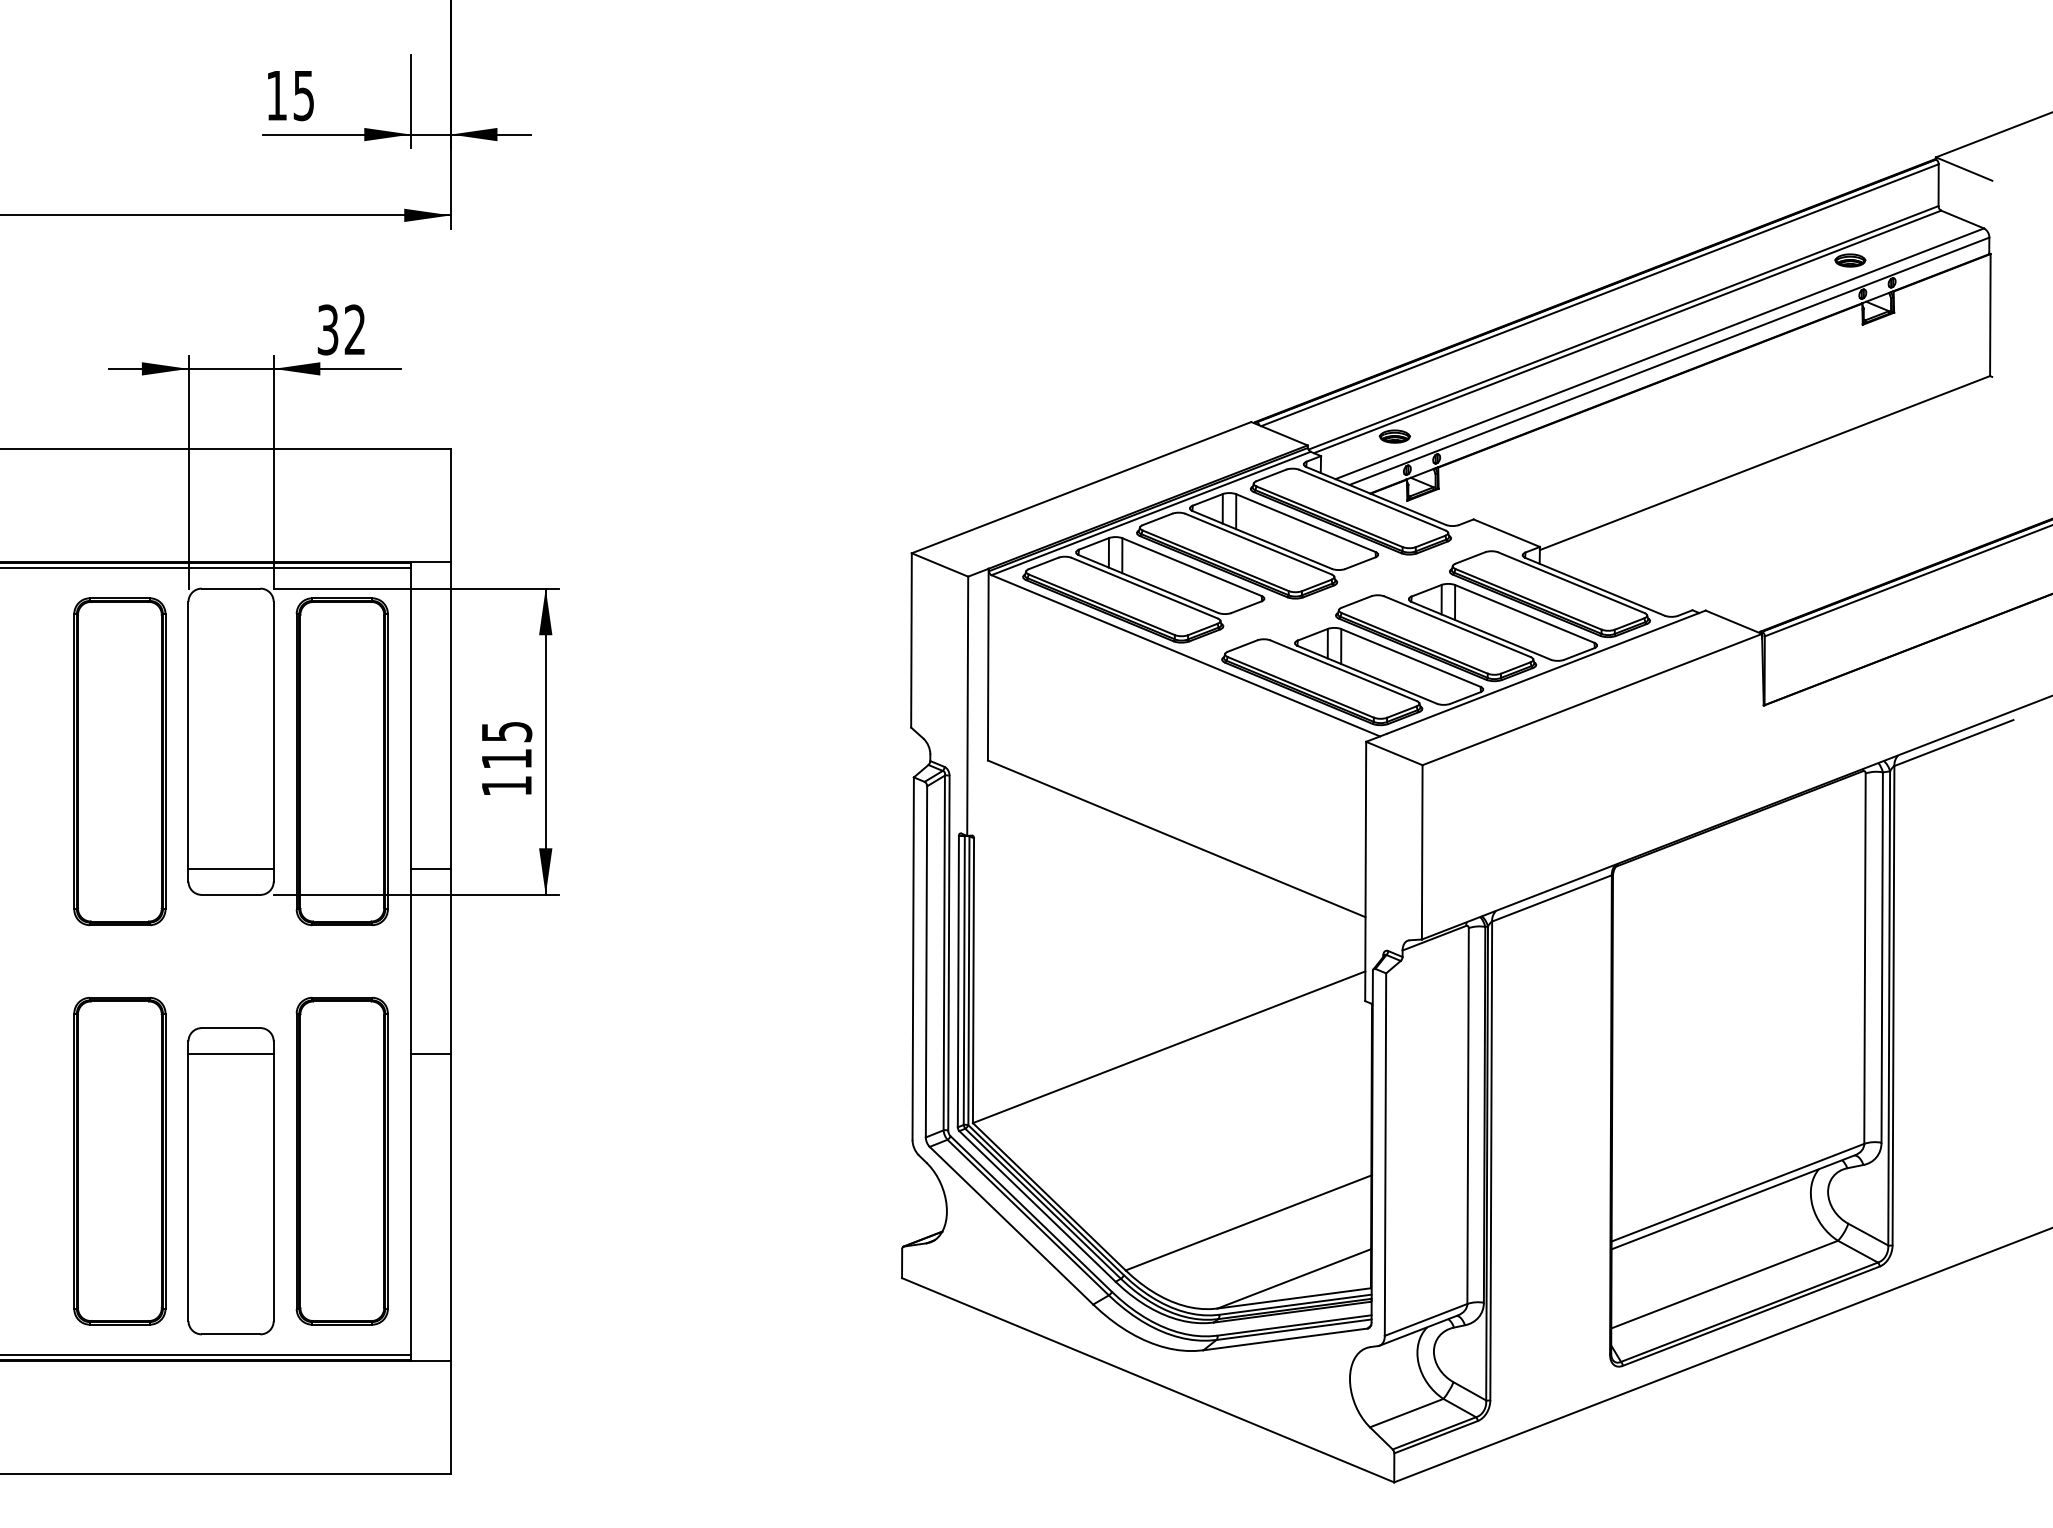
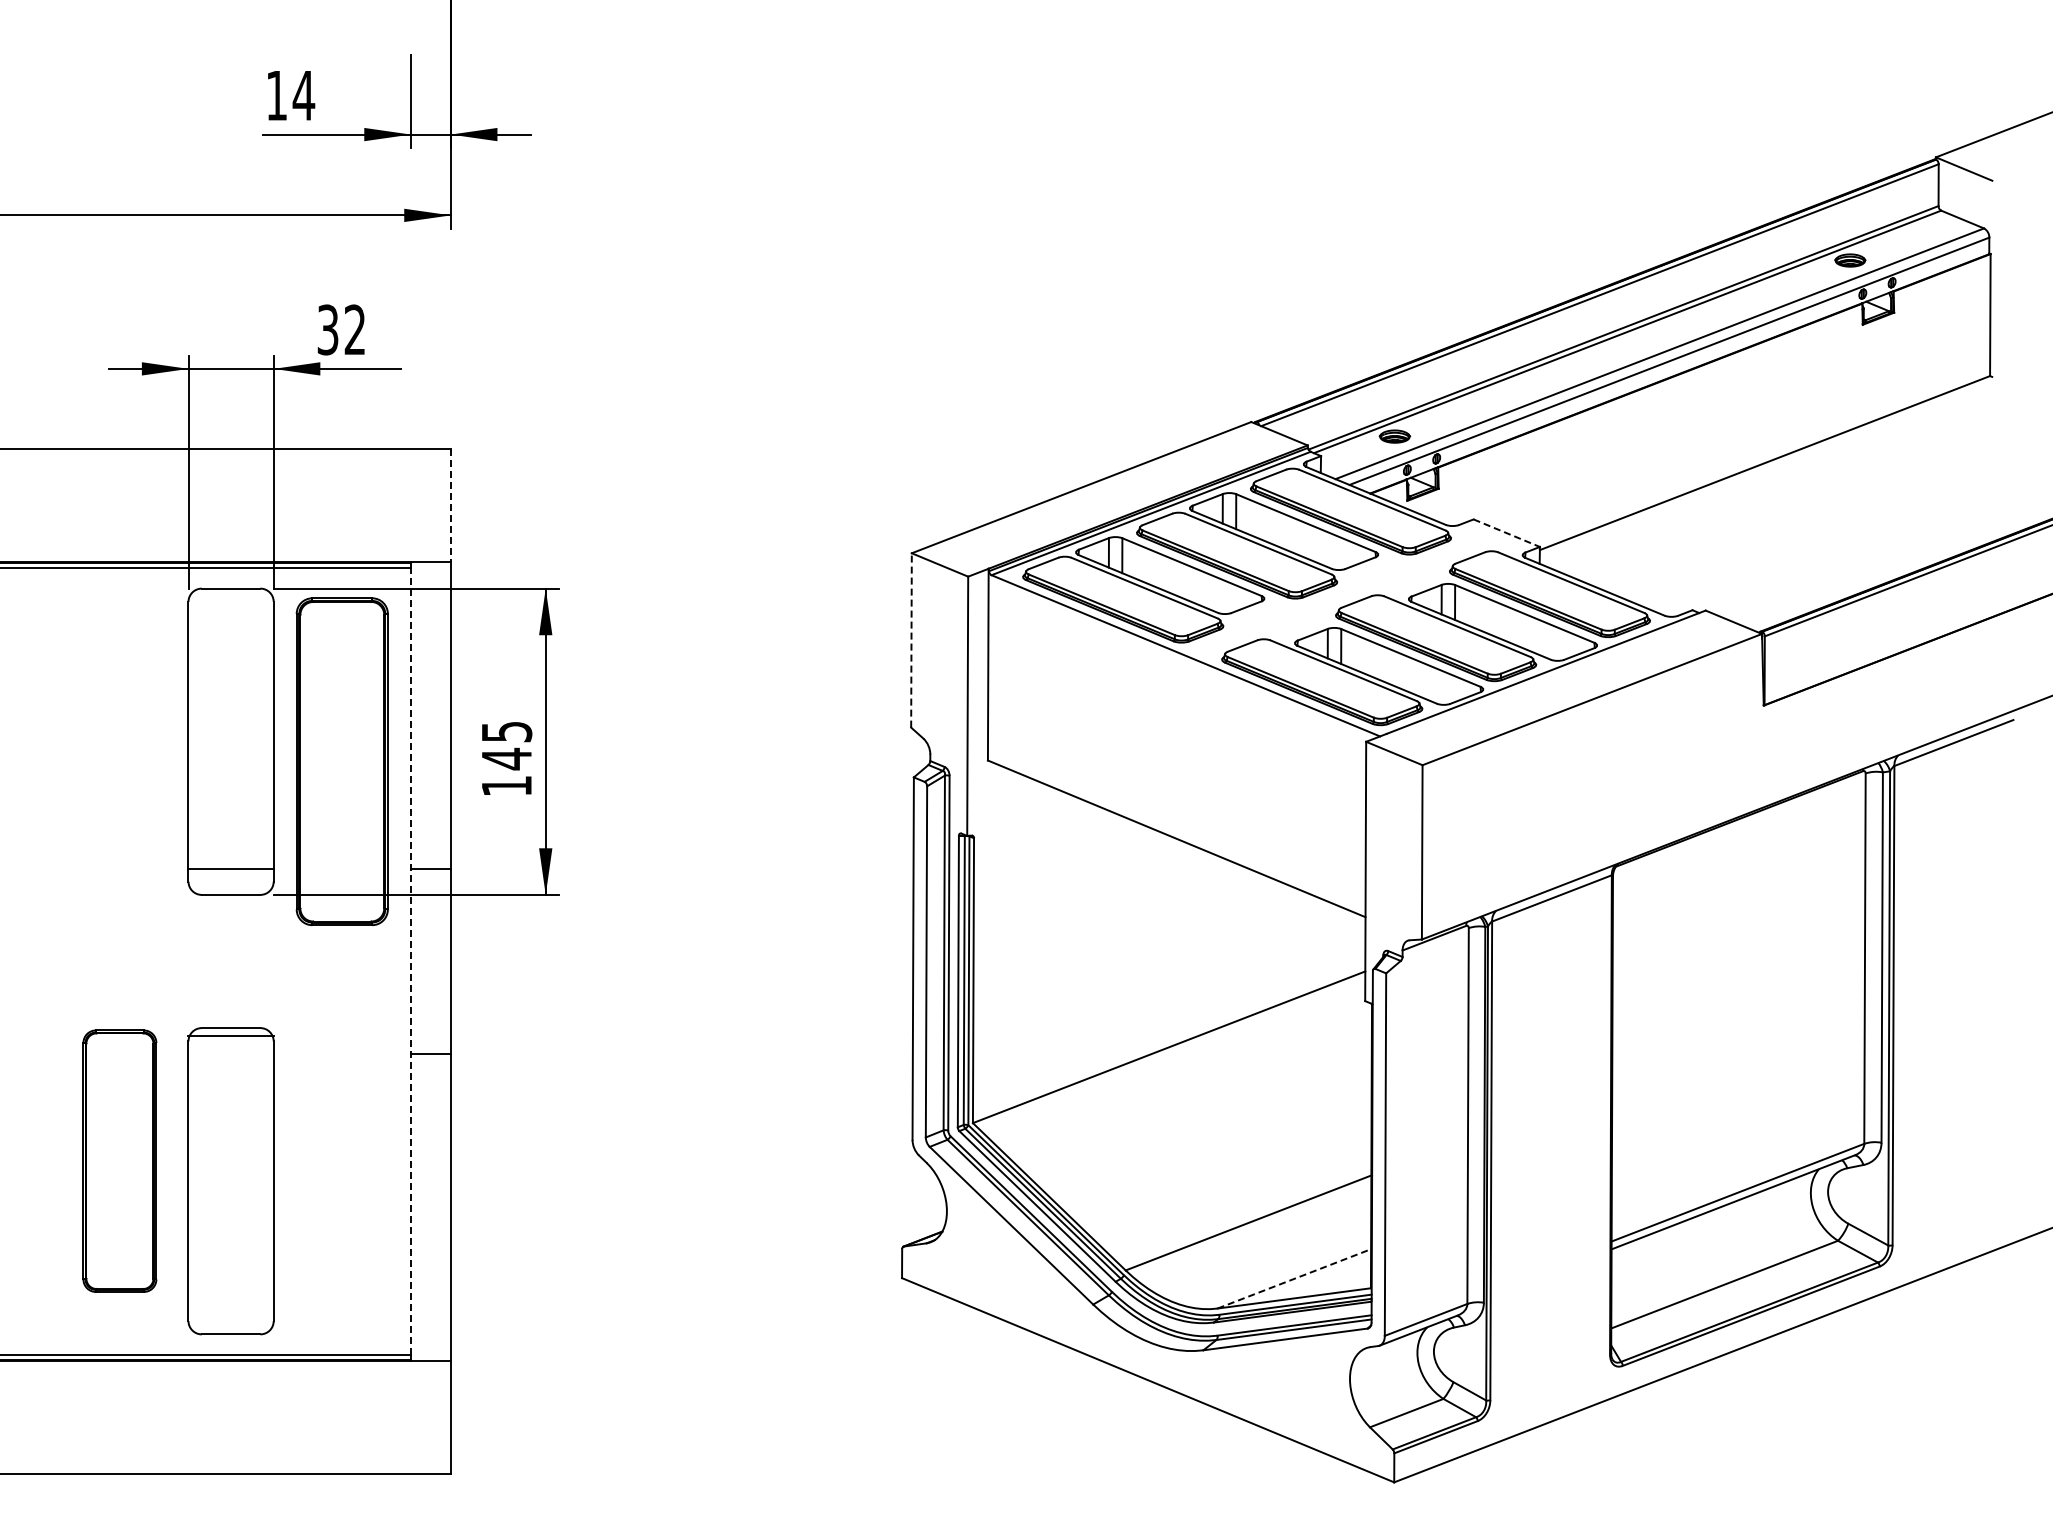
text: 15 -> 14 (303, 96)
line: solid -> dashed (450, 505)
line: solid -> dashed (1506, 533)
line: solid -> dashed (911, 639)
text: 115 -> 145 (506, 758)
part: present -> none (119, 761)
line: solid -> dashed (410, 961)
line position: (230, 1053) -> (230, 1035) (230, 1035)
part size: 94x330 px -> 76x264 px (119, 1160)
part: present -> none (341, 1160)
line: solid -> dashed (1294, 1278)
